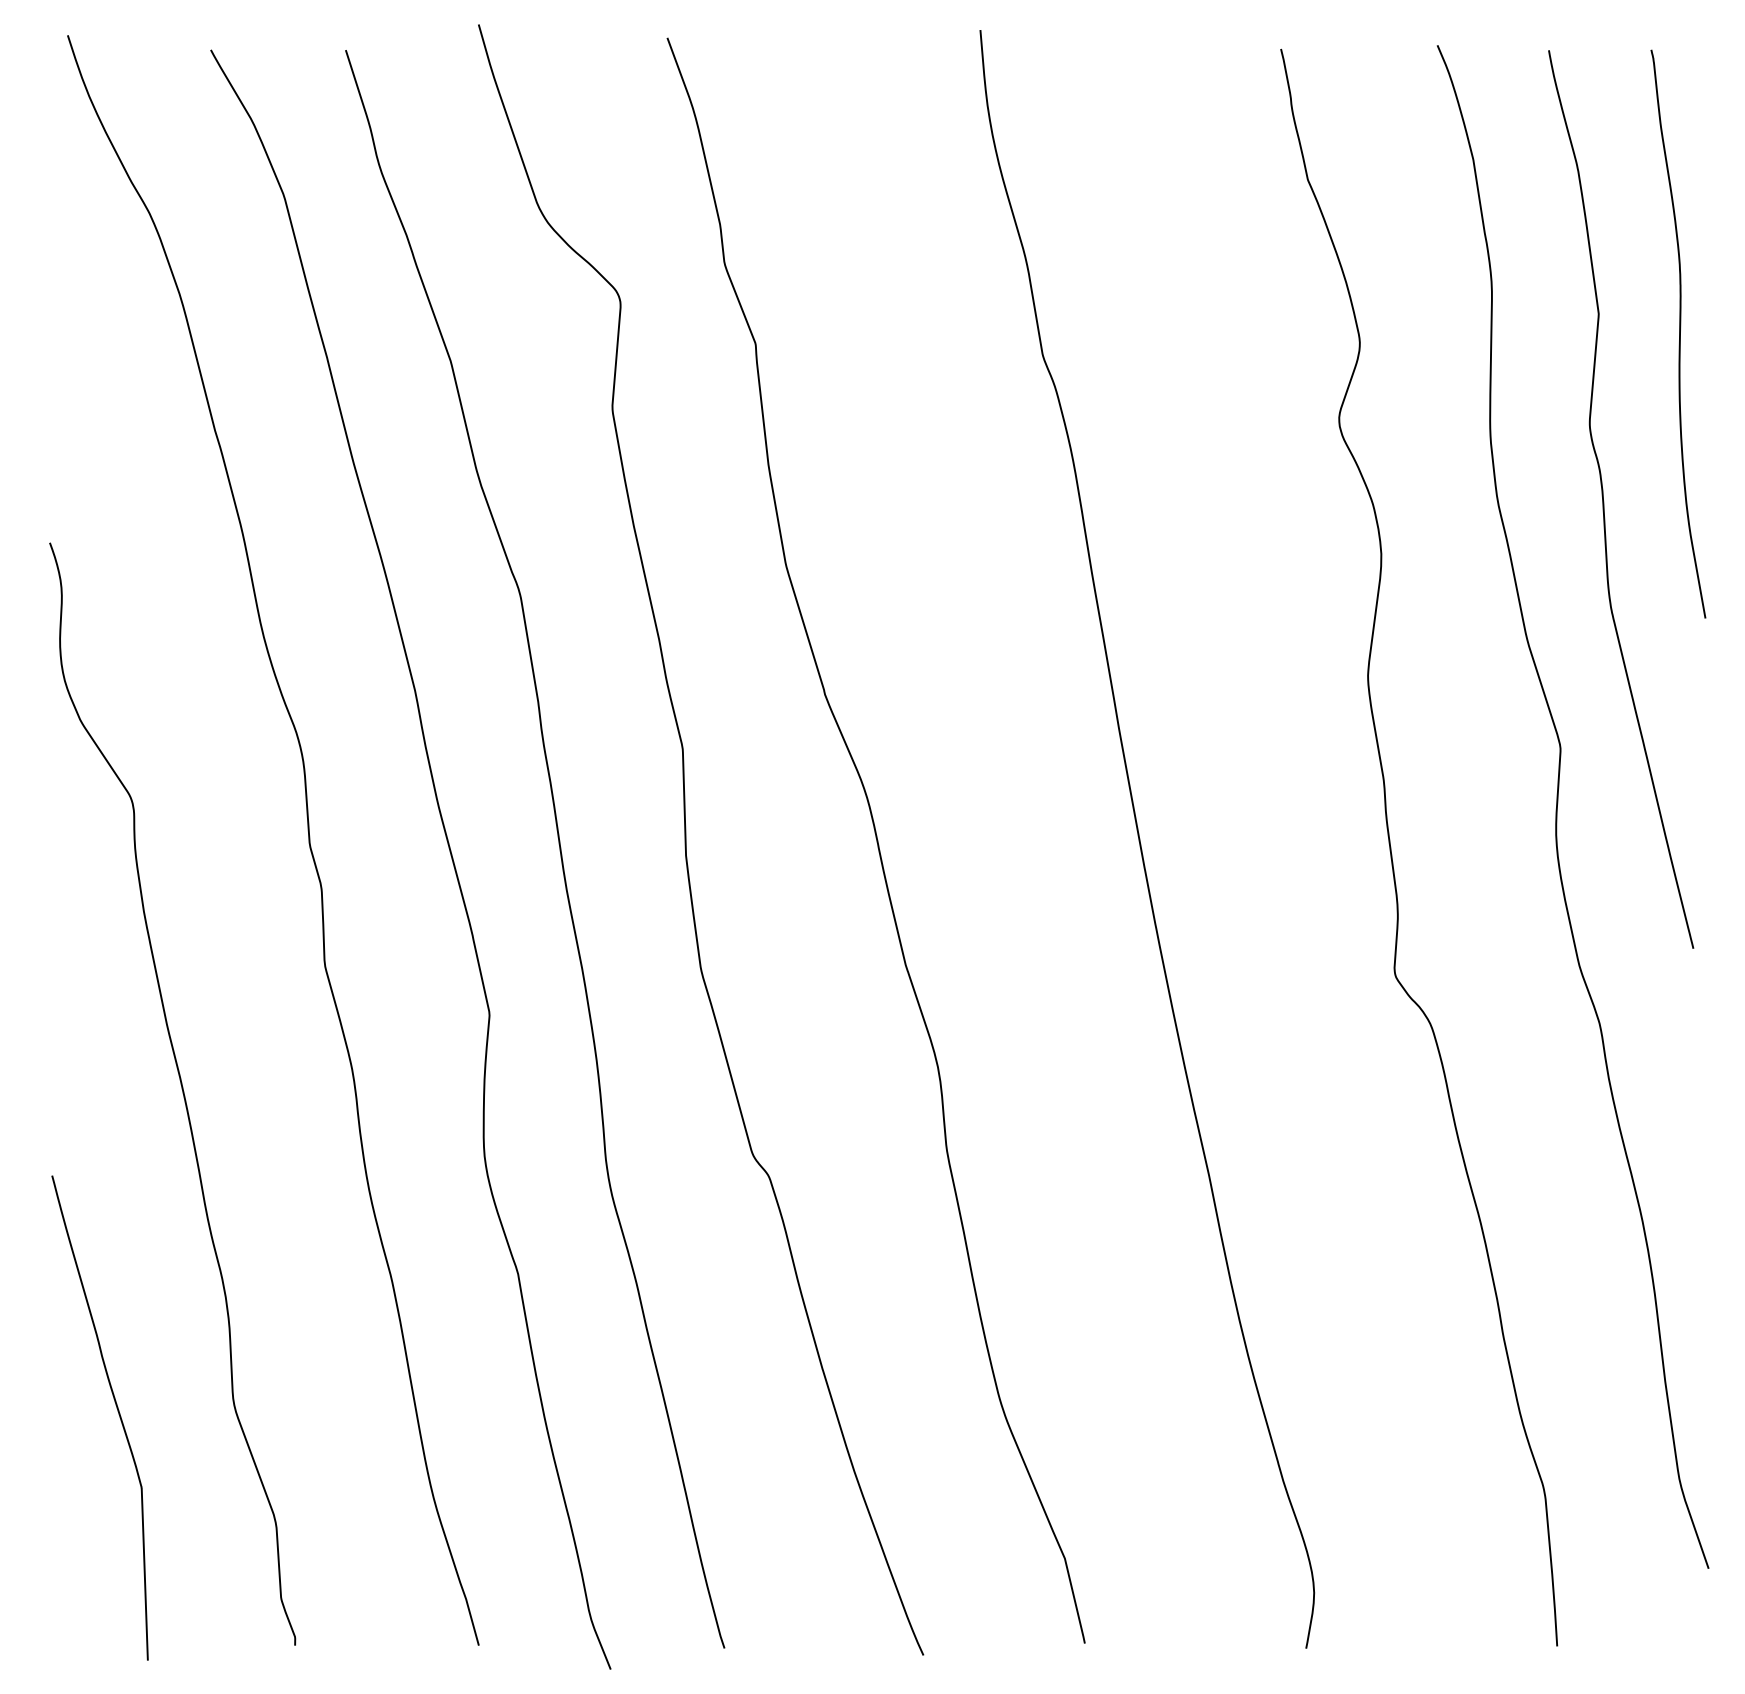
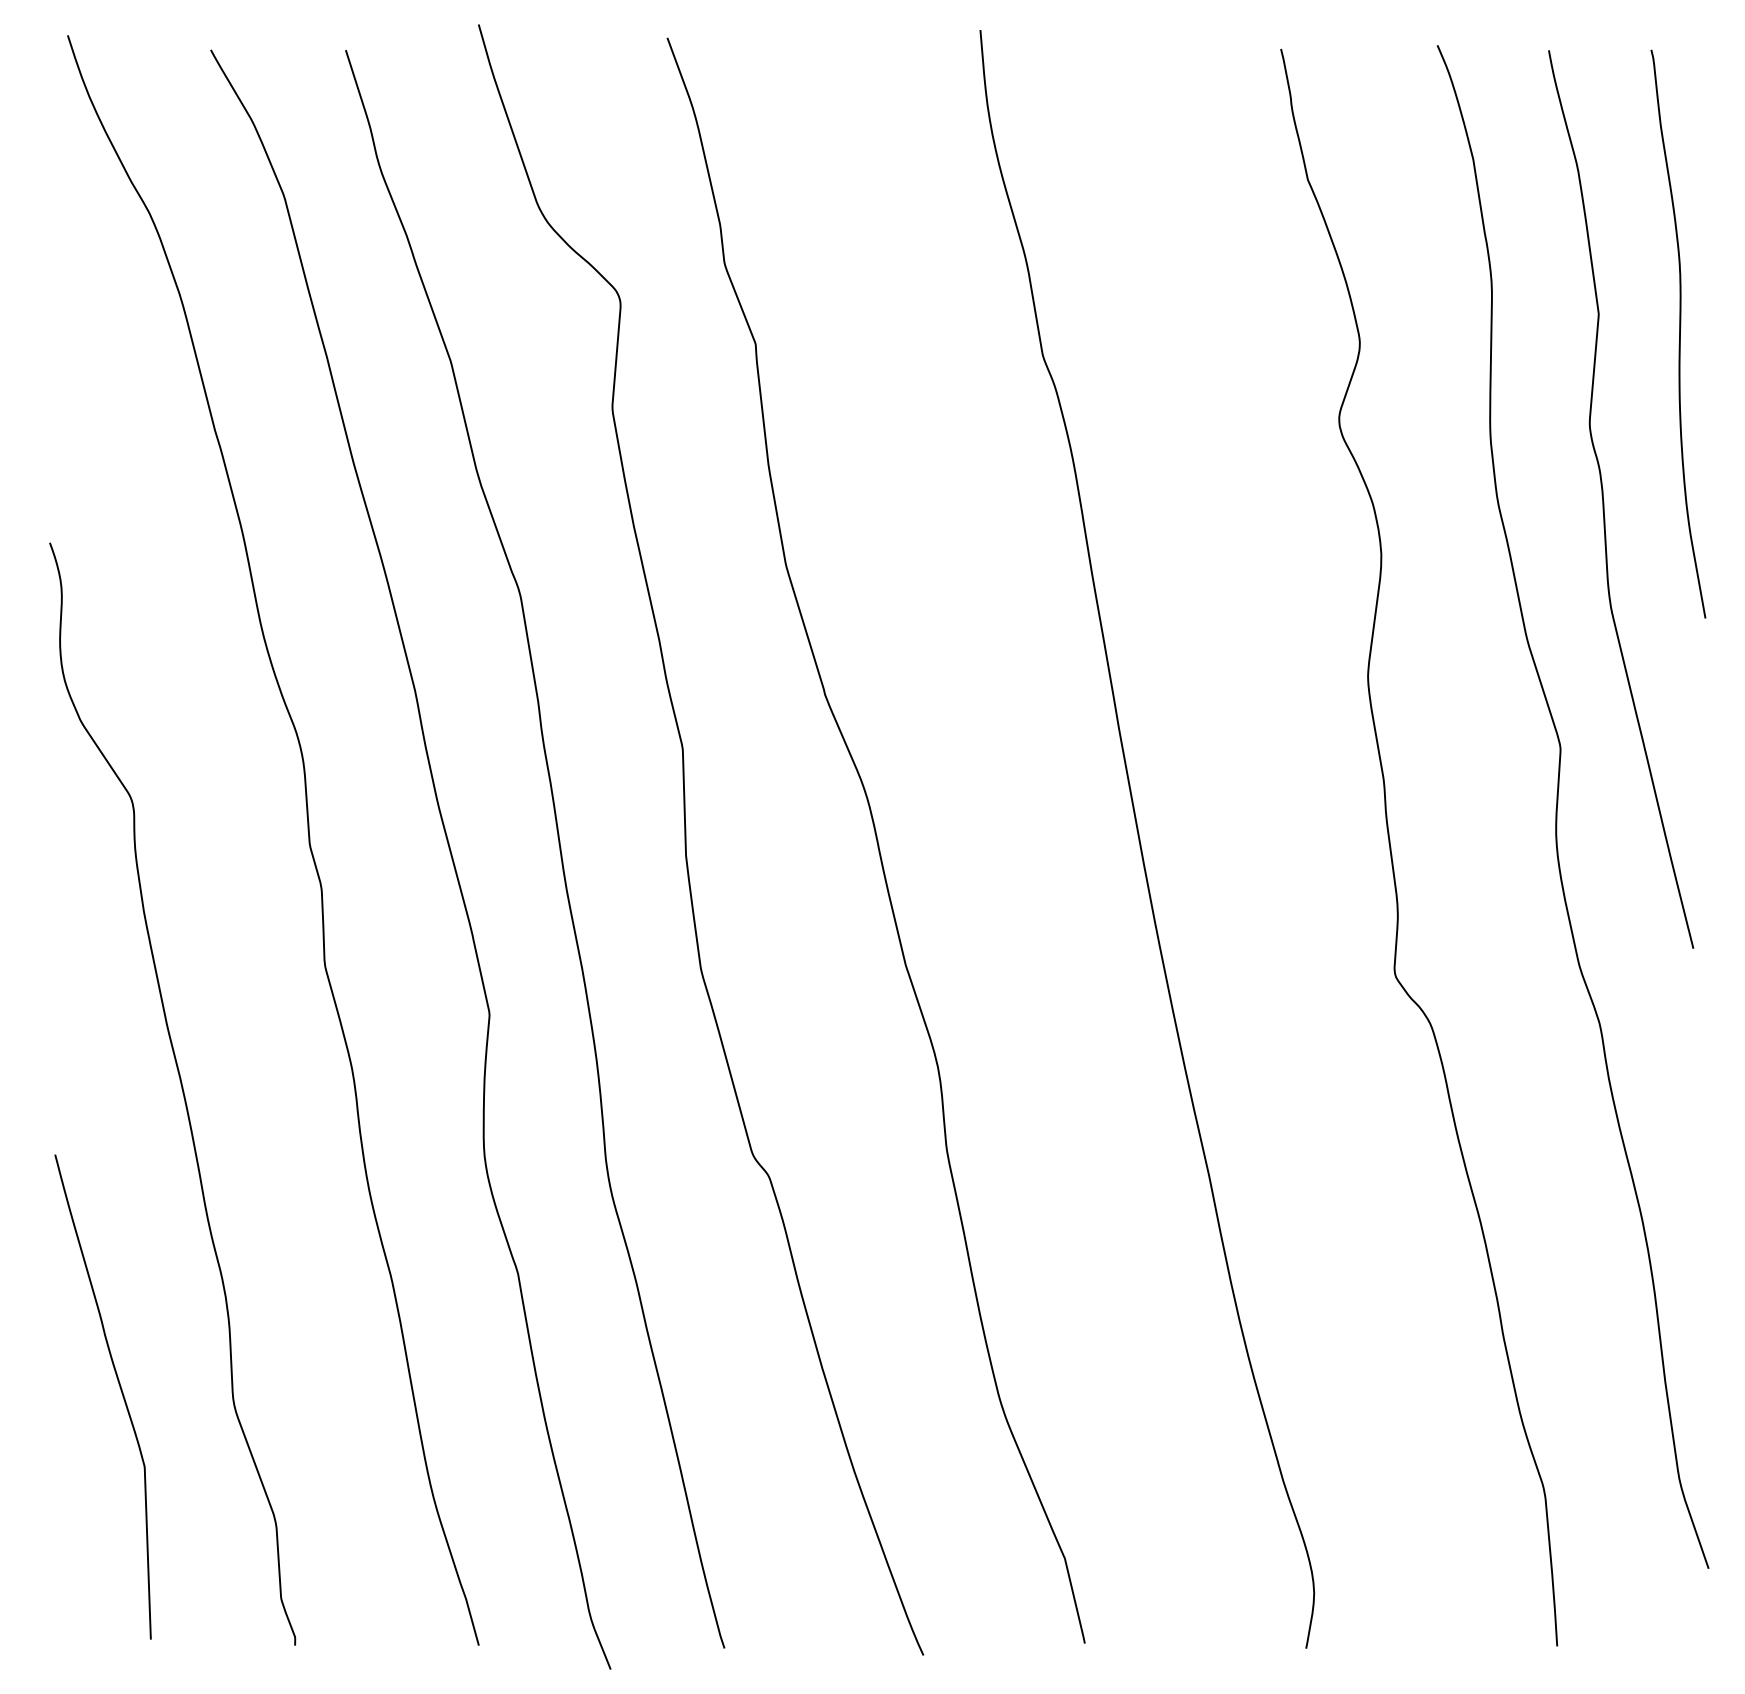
curve position: (117, 1411) -> (120, 1390) (120, 1390)
